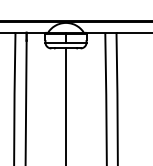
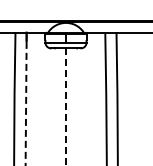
line: solid -> dashed (26, 102)
line: solid -> dashed (65, 107)
